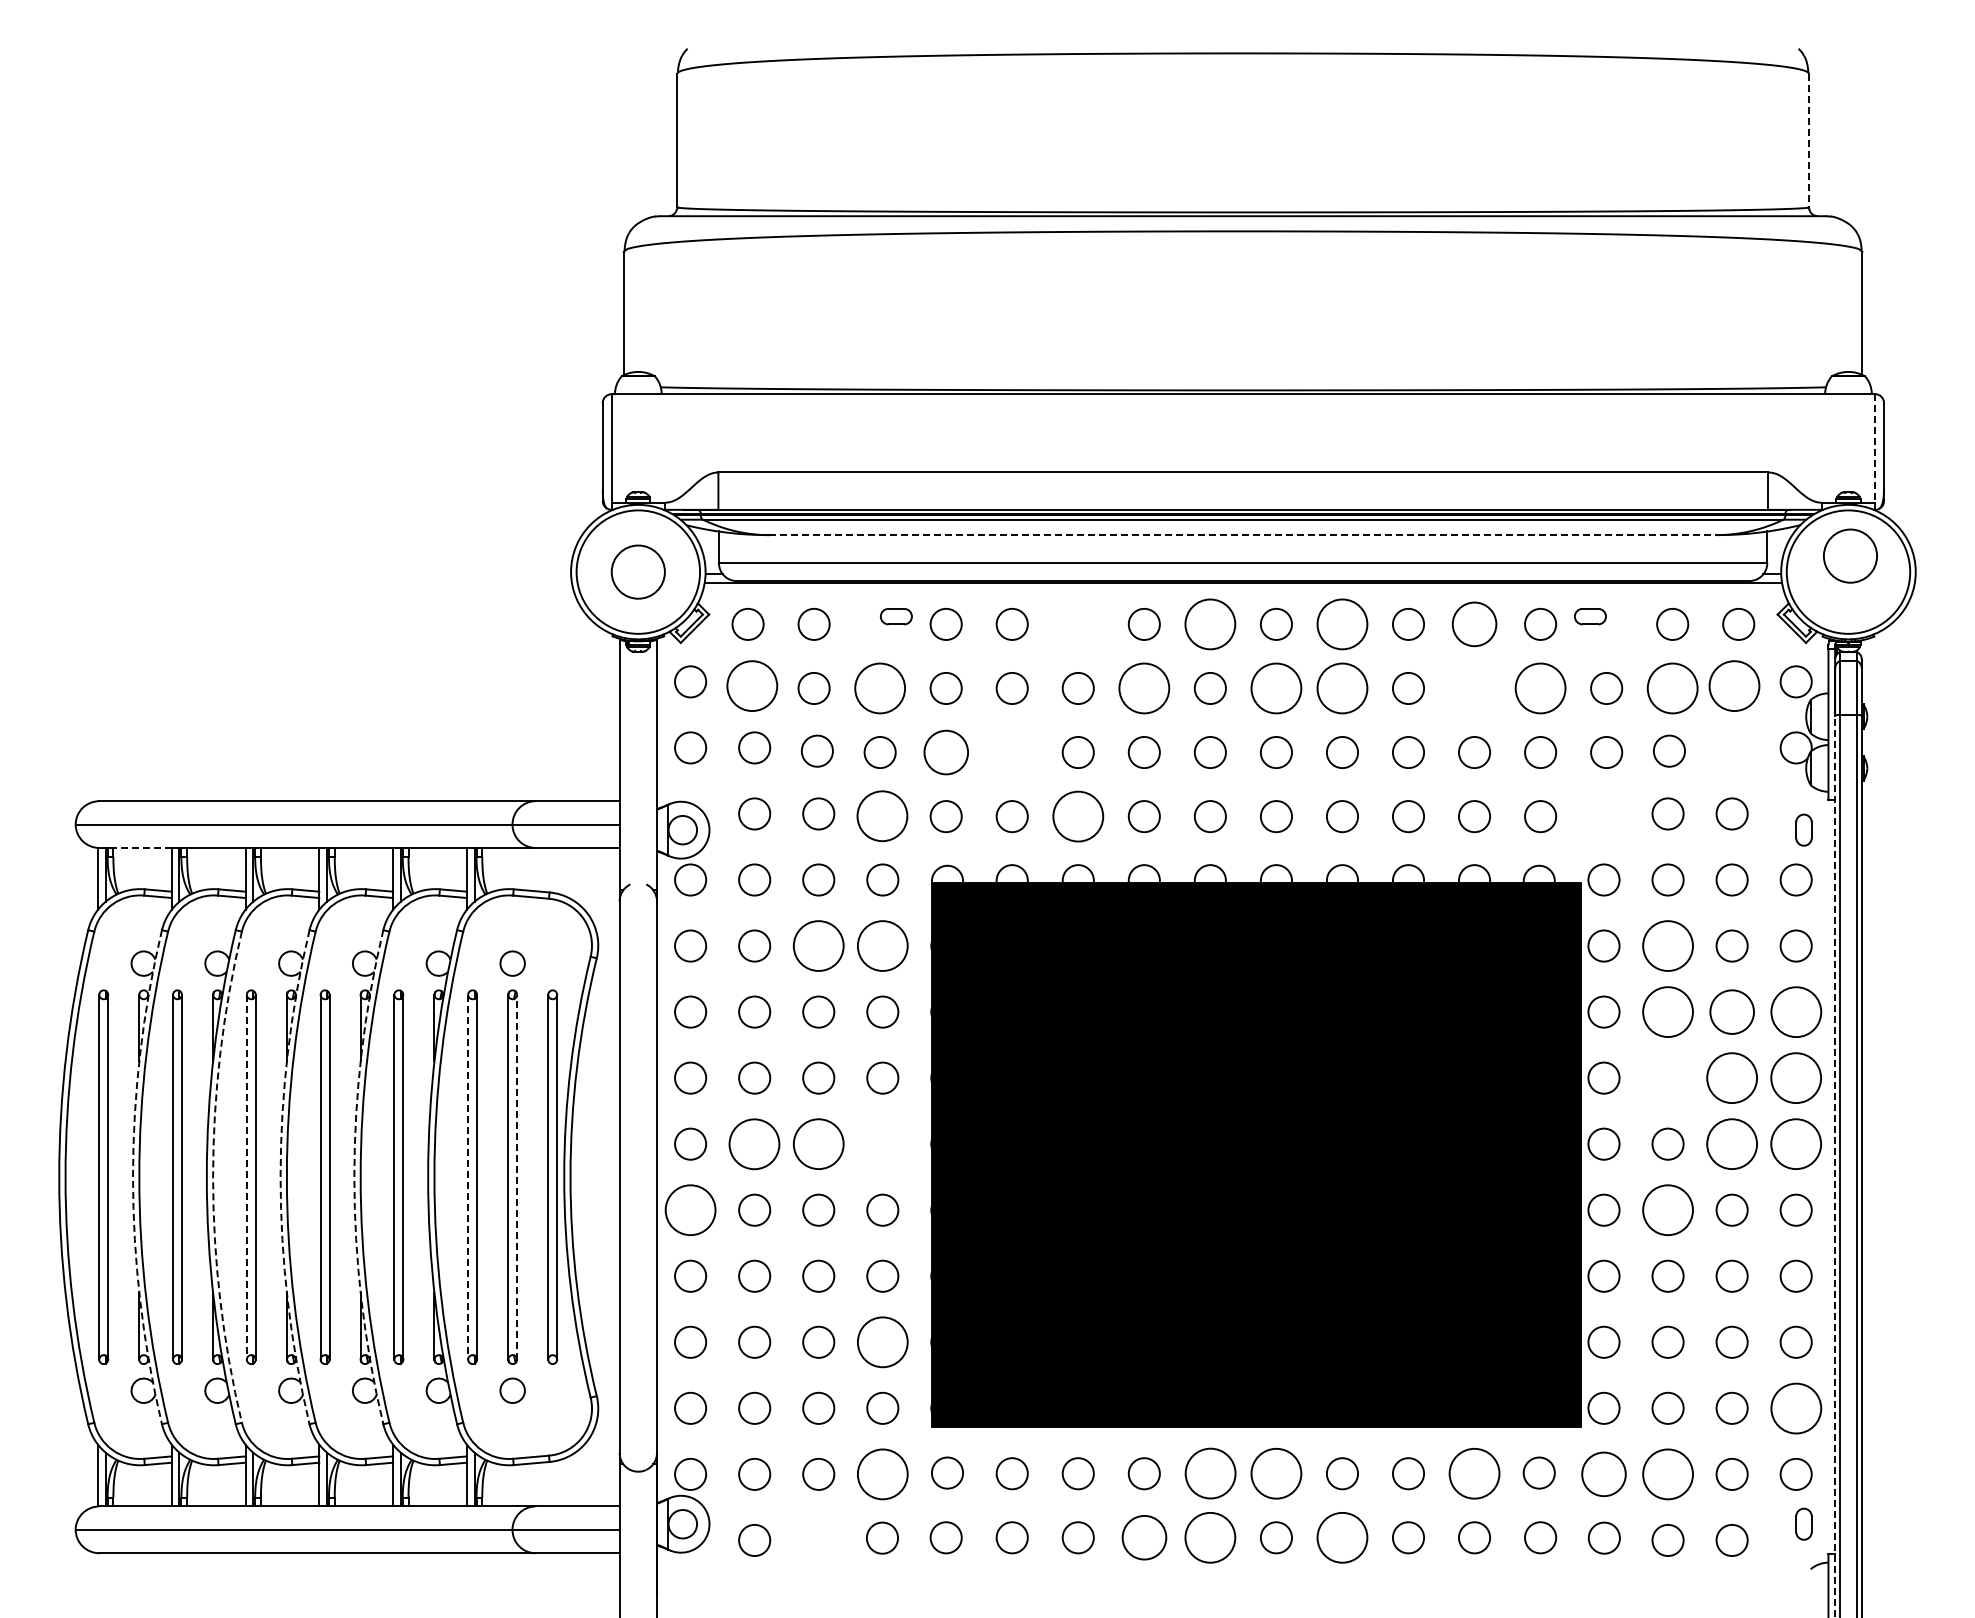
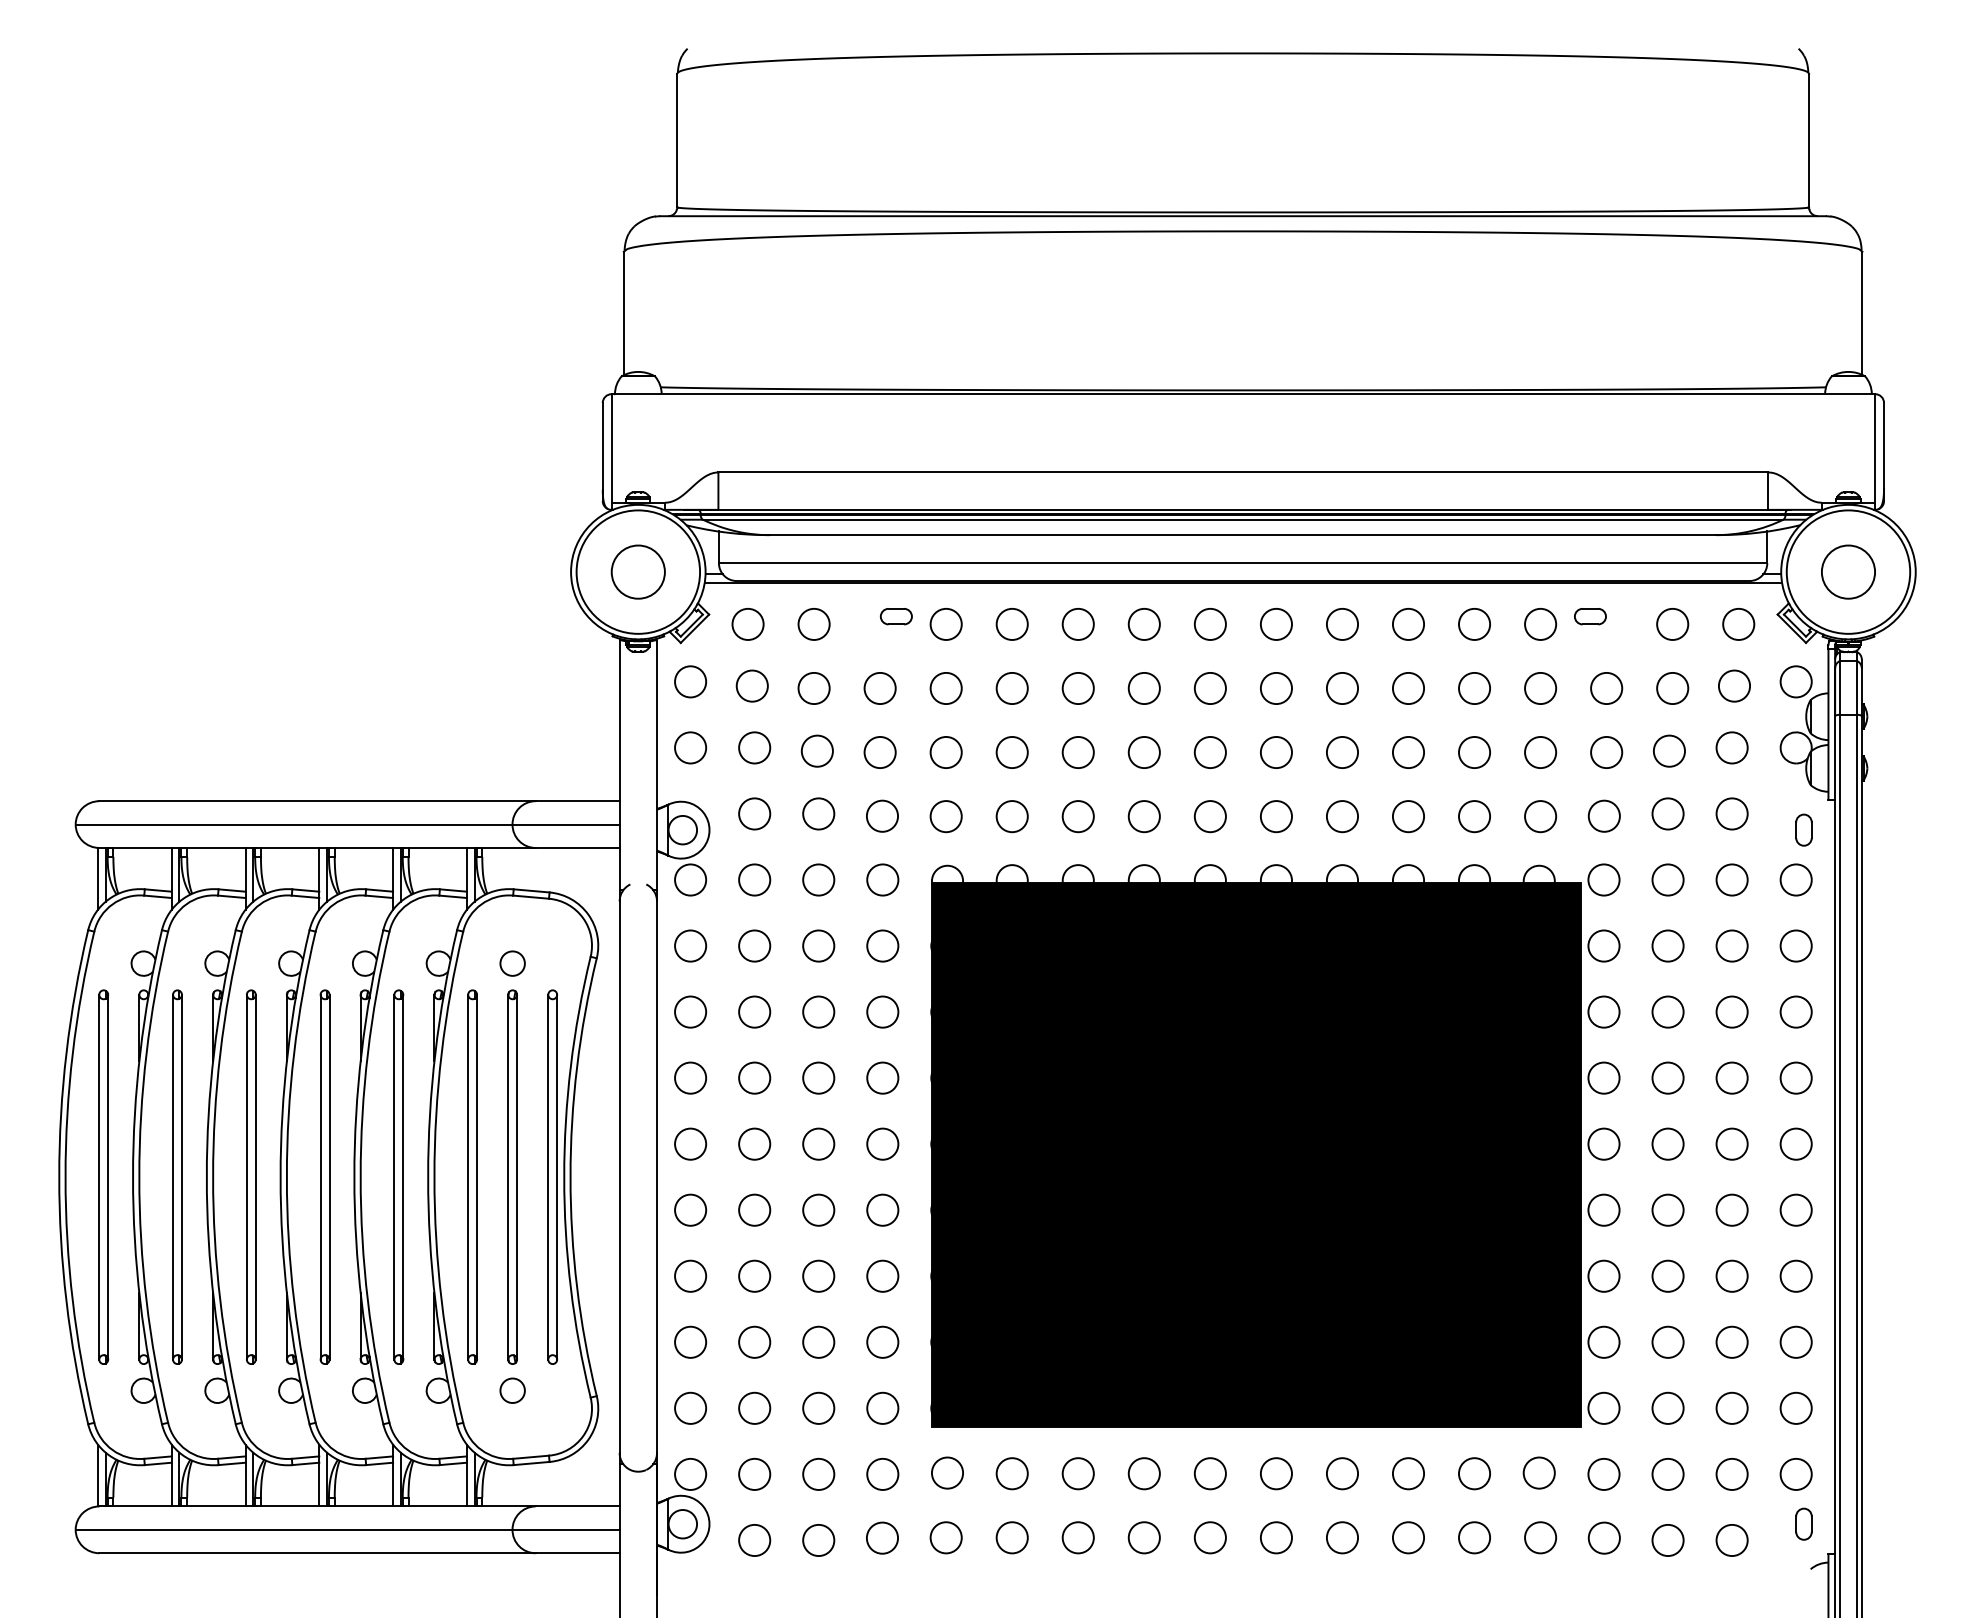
line: dashed -> solid (1809, 140)
line: dashed -> solid (1875, 448)
line: dashed -> solid (1243, 535)
circle position: (1850, 555) -> (1848, 571) (1848, 571)
circle: none -> present (1077, 624)
circle diameter: 50 px -> 31 px (1209, 623)
circle diameter: 50 px -> 31 px (1342, 623)
circle size: 47x47 px -> 33x33 px (1474, 624)
circle diameter: 50 px -> 31 px (751, 685)
circle diameter: 50 px -> 31 px (1734, 685)
circle diameter: 50 px -> 31 px (879, 688)
circle diameter: 50 px -> 31 px (1143, 688)
circle diameter: 50 px -> 31 px (1276, 688)
circle diameter: 50 px -> 31 px (1342, 688)
circle: none -> present (1474, 688)
circle diameter: 50 px -> 31 px (1540, 688)
circle diameter: 50 px -> 31 px (1672, 688)
circle: none -> present (1731, 747)
circle size: 46x47 px -> 34x33 px (945, 752)
circle: none -> present (1011, 752)
circle: none -> present (1603, 815)
circle diameter: 50 px -> 31 px (882, 815)
circle diameter: 50 px -> 31 px (1077, 816)
line: dashed -> solid (140, 847)
circle diameter: 50 px -> 31 px (818, 945)
circle diameter: 50 px -> 31 px (882, 945)
circle diameter: 50 px -> 31 px (1667, 945)
circle size: 46x46 px -> 34x34 px (1731, 1011)
circle size: 53x52 px -> 34x34 px (1795, 1011)
circle diameter: 50 px -> 31 px (1667, 1011)
circle: none -> present (1667, 1077)
circle diameter: 50 px -> 31 px (1731, 1077)
circle diameter: 50 px -> 31 px (1795, 1077)
circle: none -> present (882, 1143)
circle size: 53x53 px -> 34x34 px (754, 1143)
circle diameter: 50 px -> 31 px (818, 1143)
circle diameter: 50 px -> 31 px (1731, 1143)
circle diameter: 50 px -> 31 px (1795, 1143)
line: dashed -> solid (1835, 1166)
line: dashed -> solid (517, 1176)
arc: dashed -> solid (133, 1177)
arc: dashed -> solid (213, 1177)
line: dashed -> solid (246, 1177)
arc: dashed -> solid (280, 1177)
arc: dashed -> solid (354, 1177)
line: dashed -> solid (468, 1177)
circle diameter: 50 px -> 31 px (690, 1209)
circle diameter: 50 px -> 31 px (1667, 1209)
circle diameter: 50 px -> 31 px (882, 1341)
circle size: 53x53 px -> 34x34 px (1795, 1407)
circle size: 53x53 px -> 34x34 px (1209, 1473)
circle diameter: 50 px -> 31 px (1276, 1473)
circle diameter: 50 px -> 31 px (1474, 1473)
circle diameter: 50 px -> 31 px (882, 1473)
circle size: 46x47 px -> 34x33 px (1603, 1474)
circle diameter: 50 px -> 31 px (1667, 1473)
circle size: 47x46 px -> 34x34 px (1143, 1537)
circle diameter: 50 px -> 31 px (1209, 1537)
circle diameter: 50 px -> 31 px (1342, 1537)
circle: none -> present (818, 1540)
